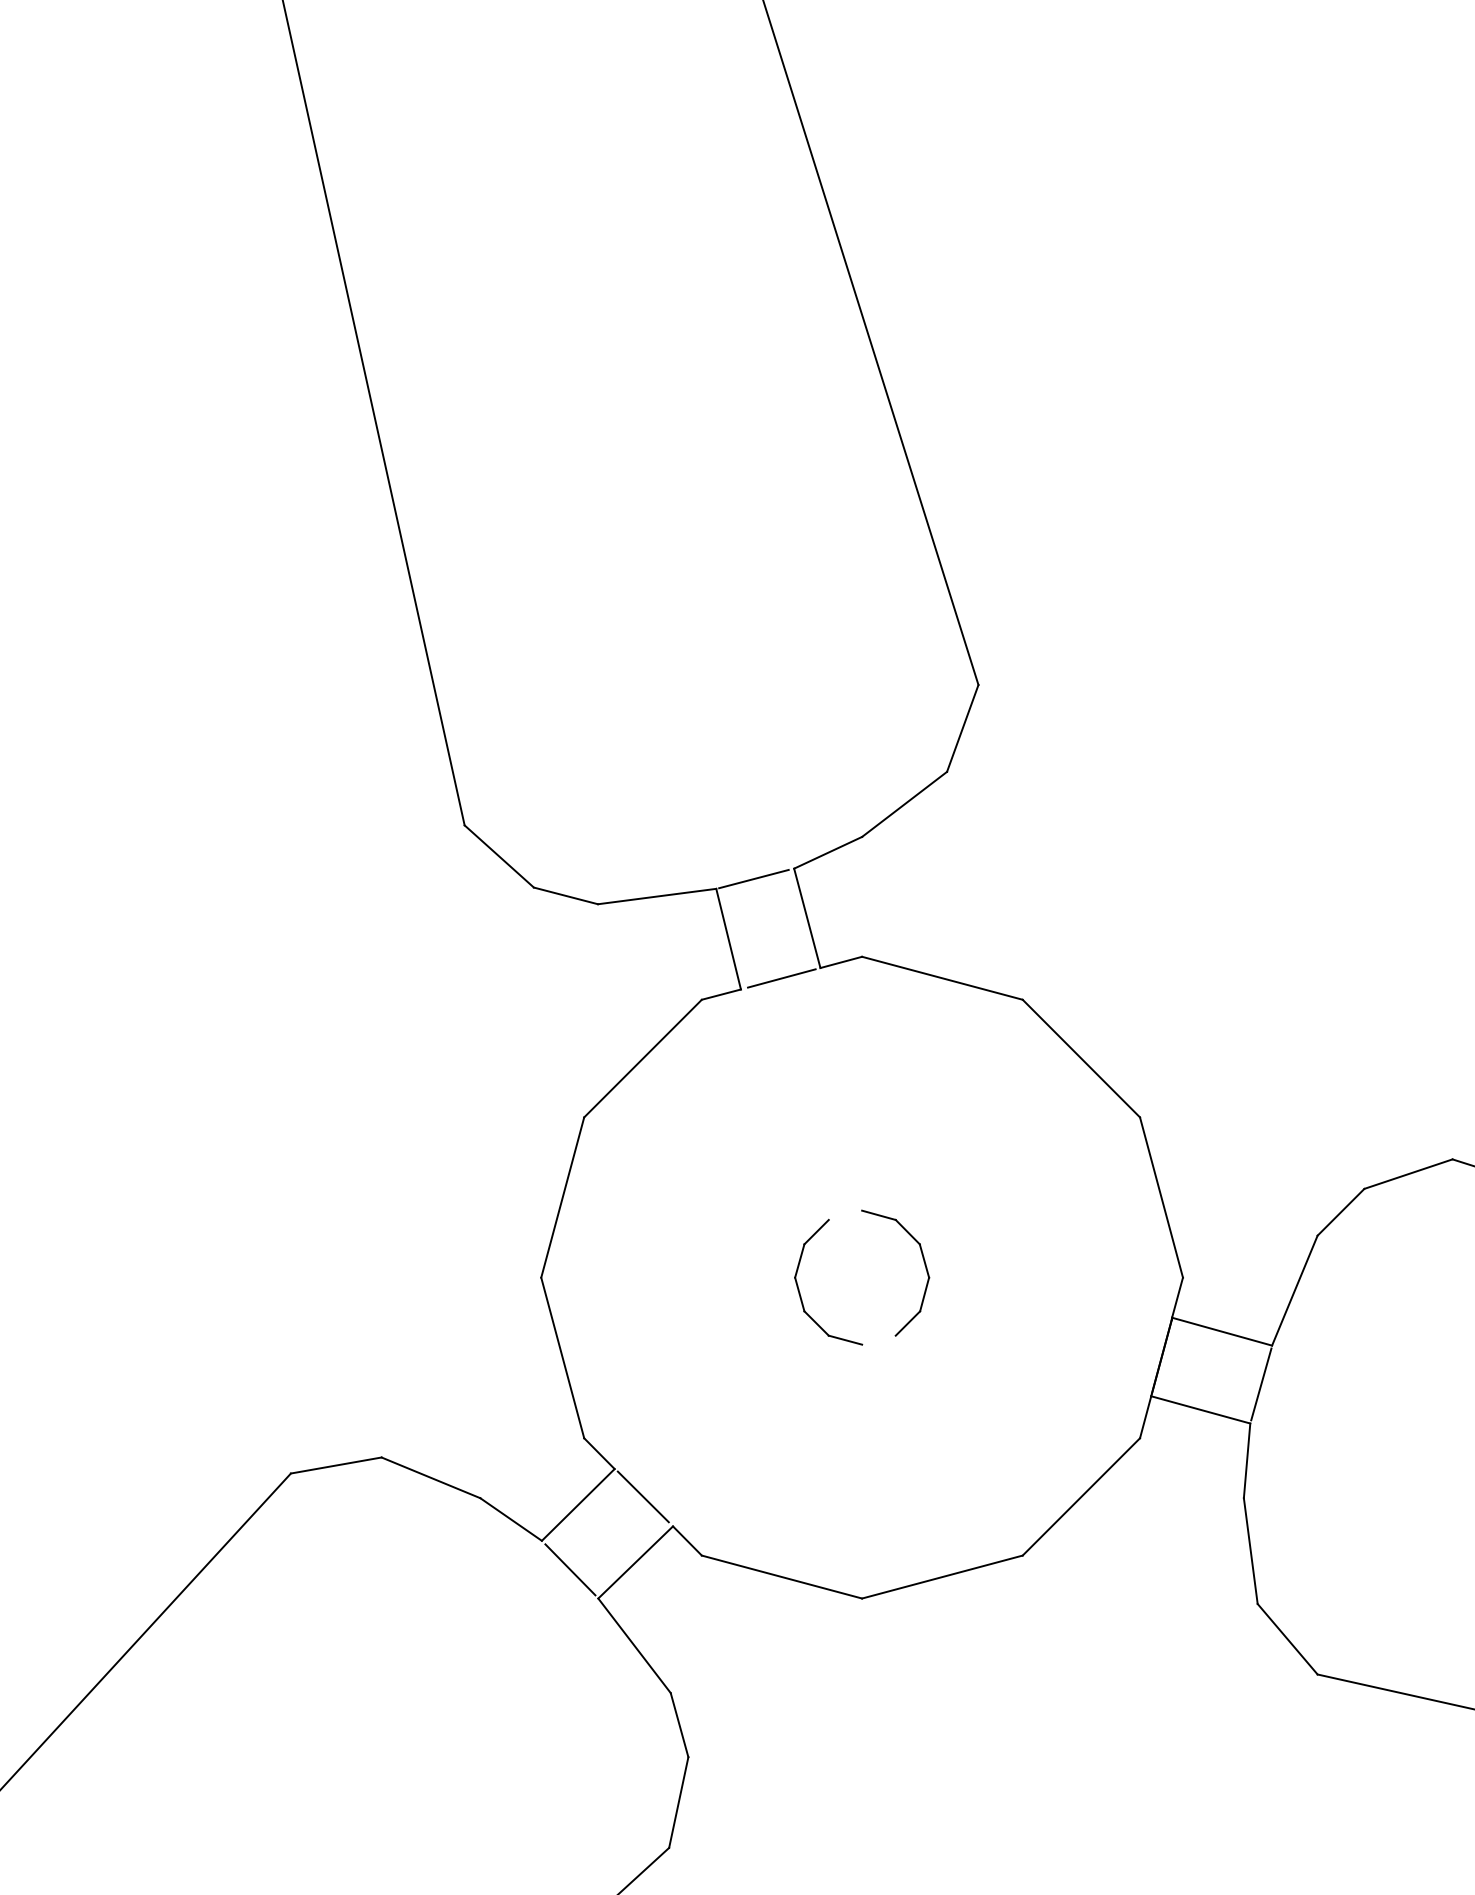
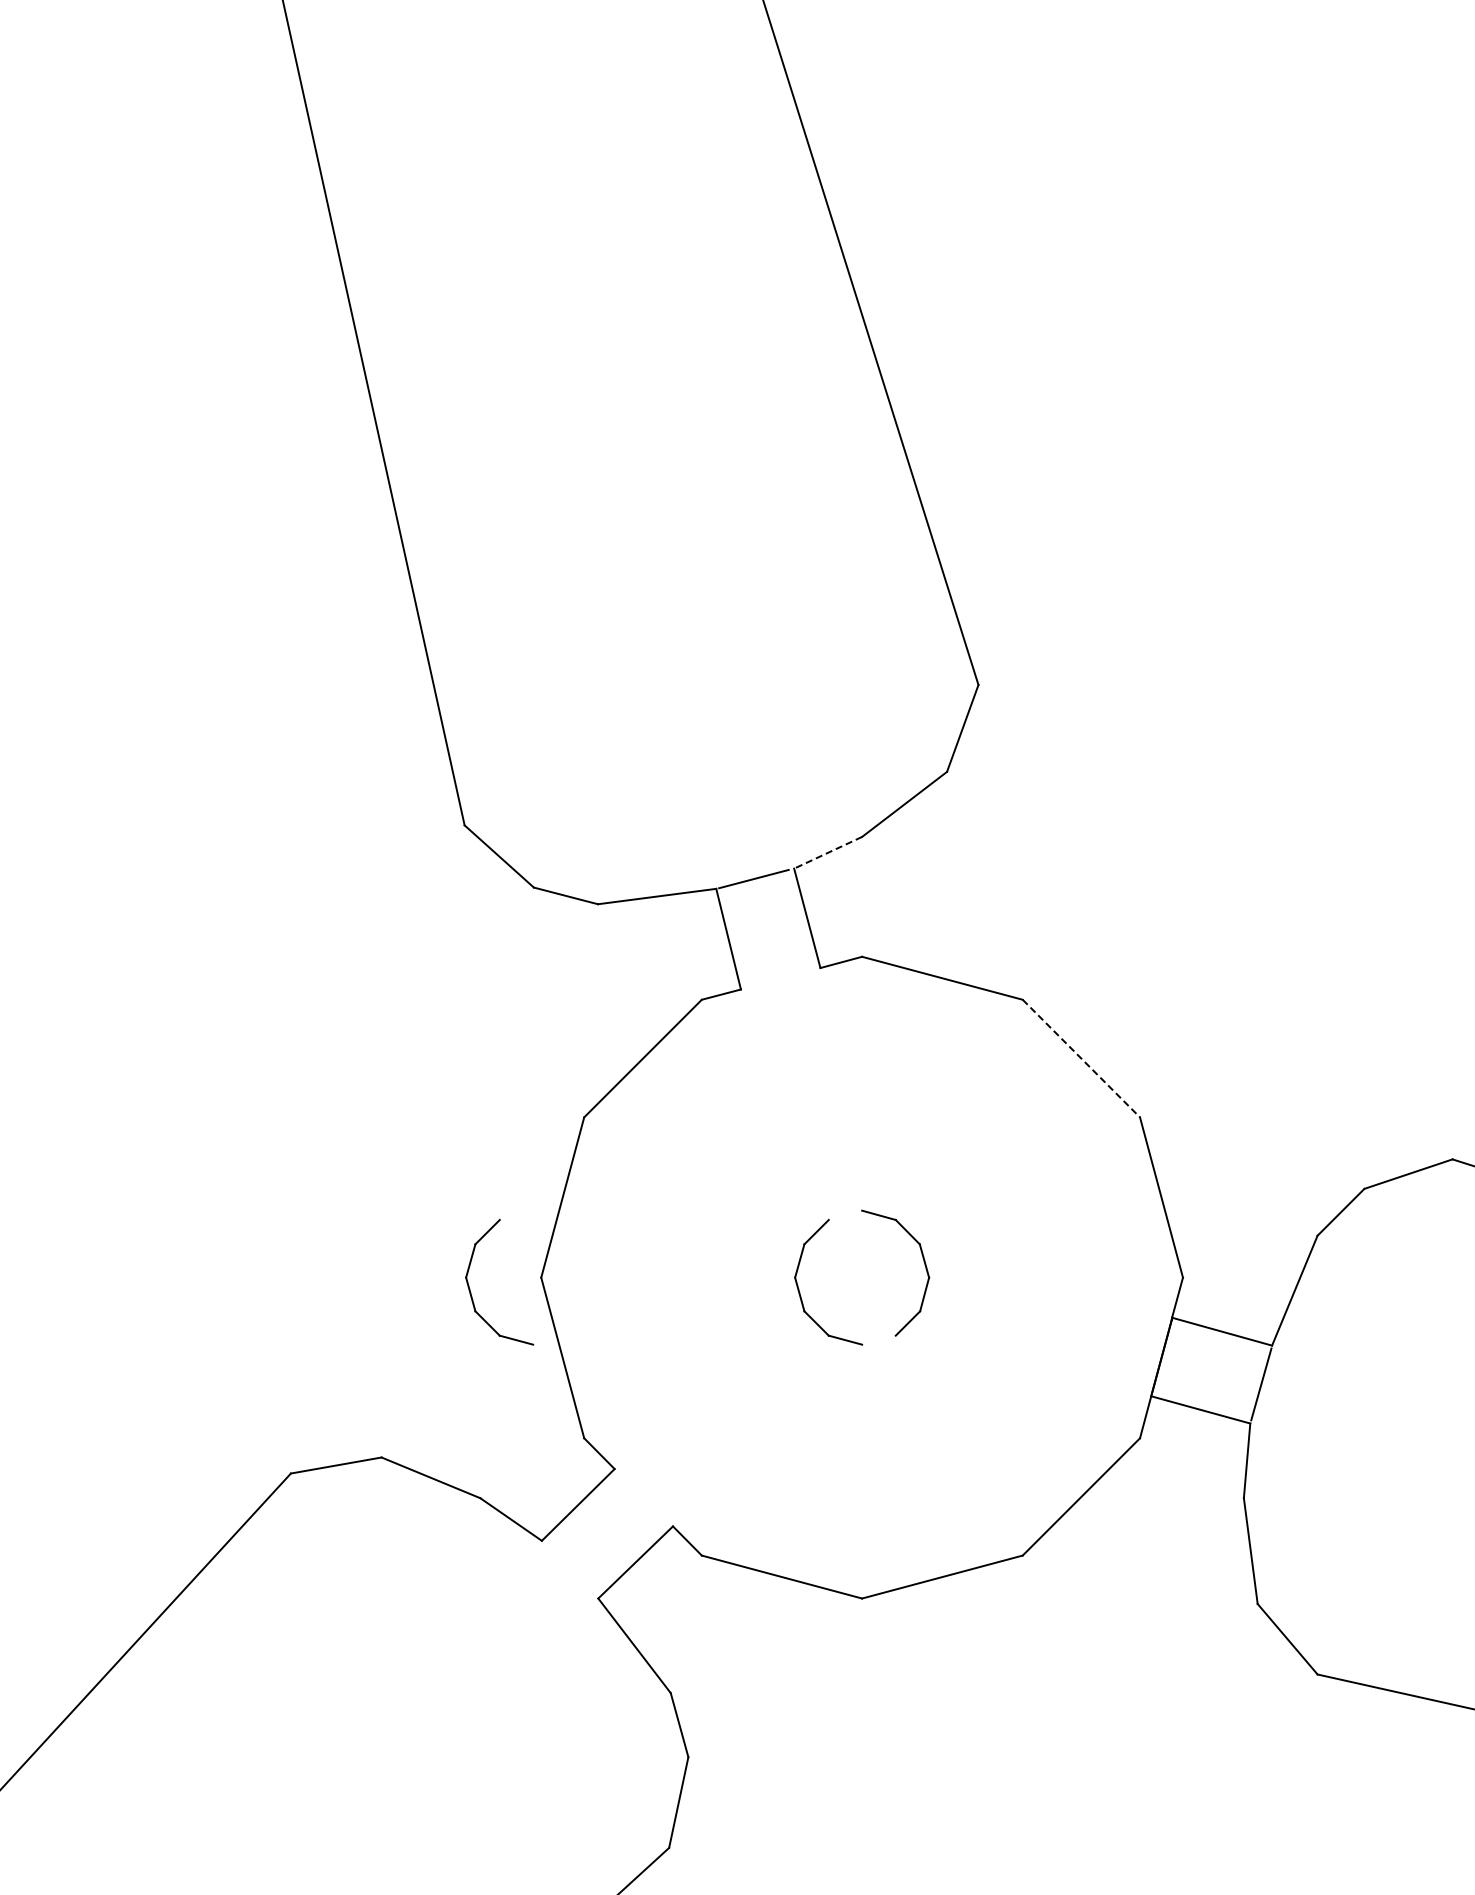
line: solid -> dashed (827, 853)
line: present -> none (781, 978)
line: solid -> dashed (1081, 1058)
part: none -> present (470, 1288)
line: present -> none (642, 1496)
line: present -> none (570, 1569)
